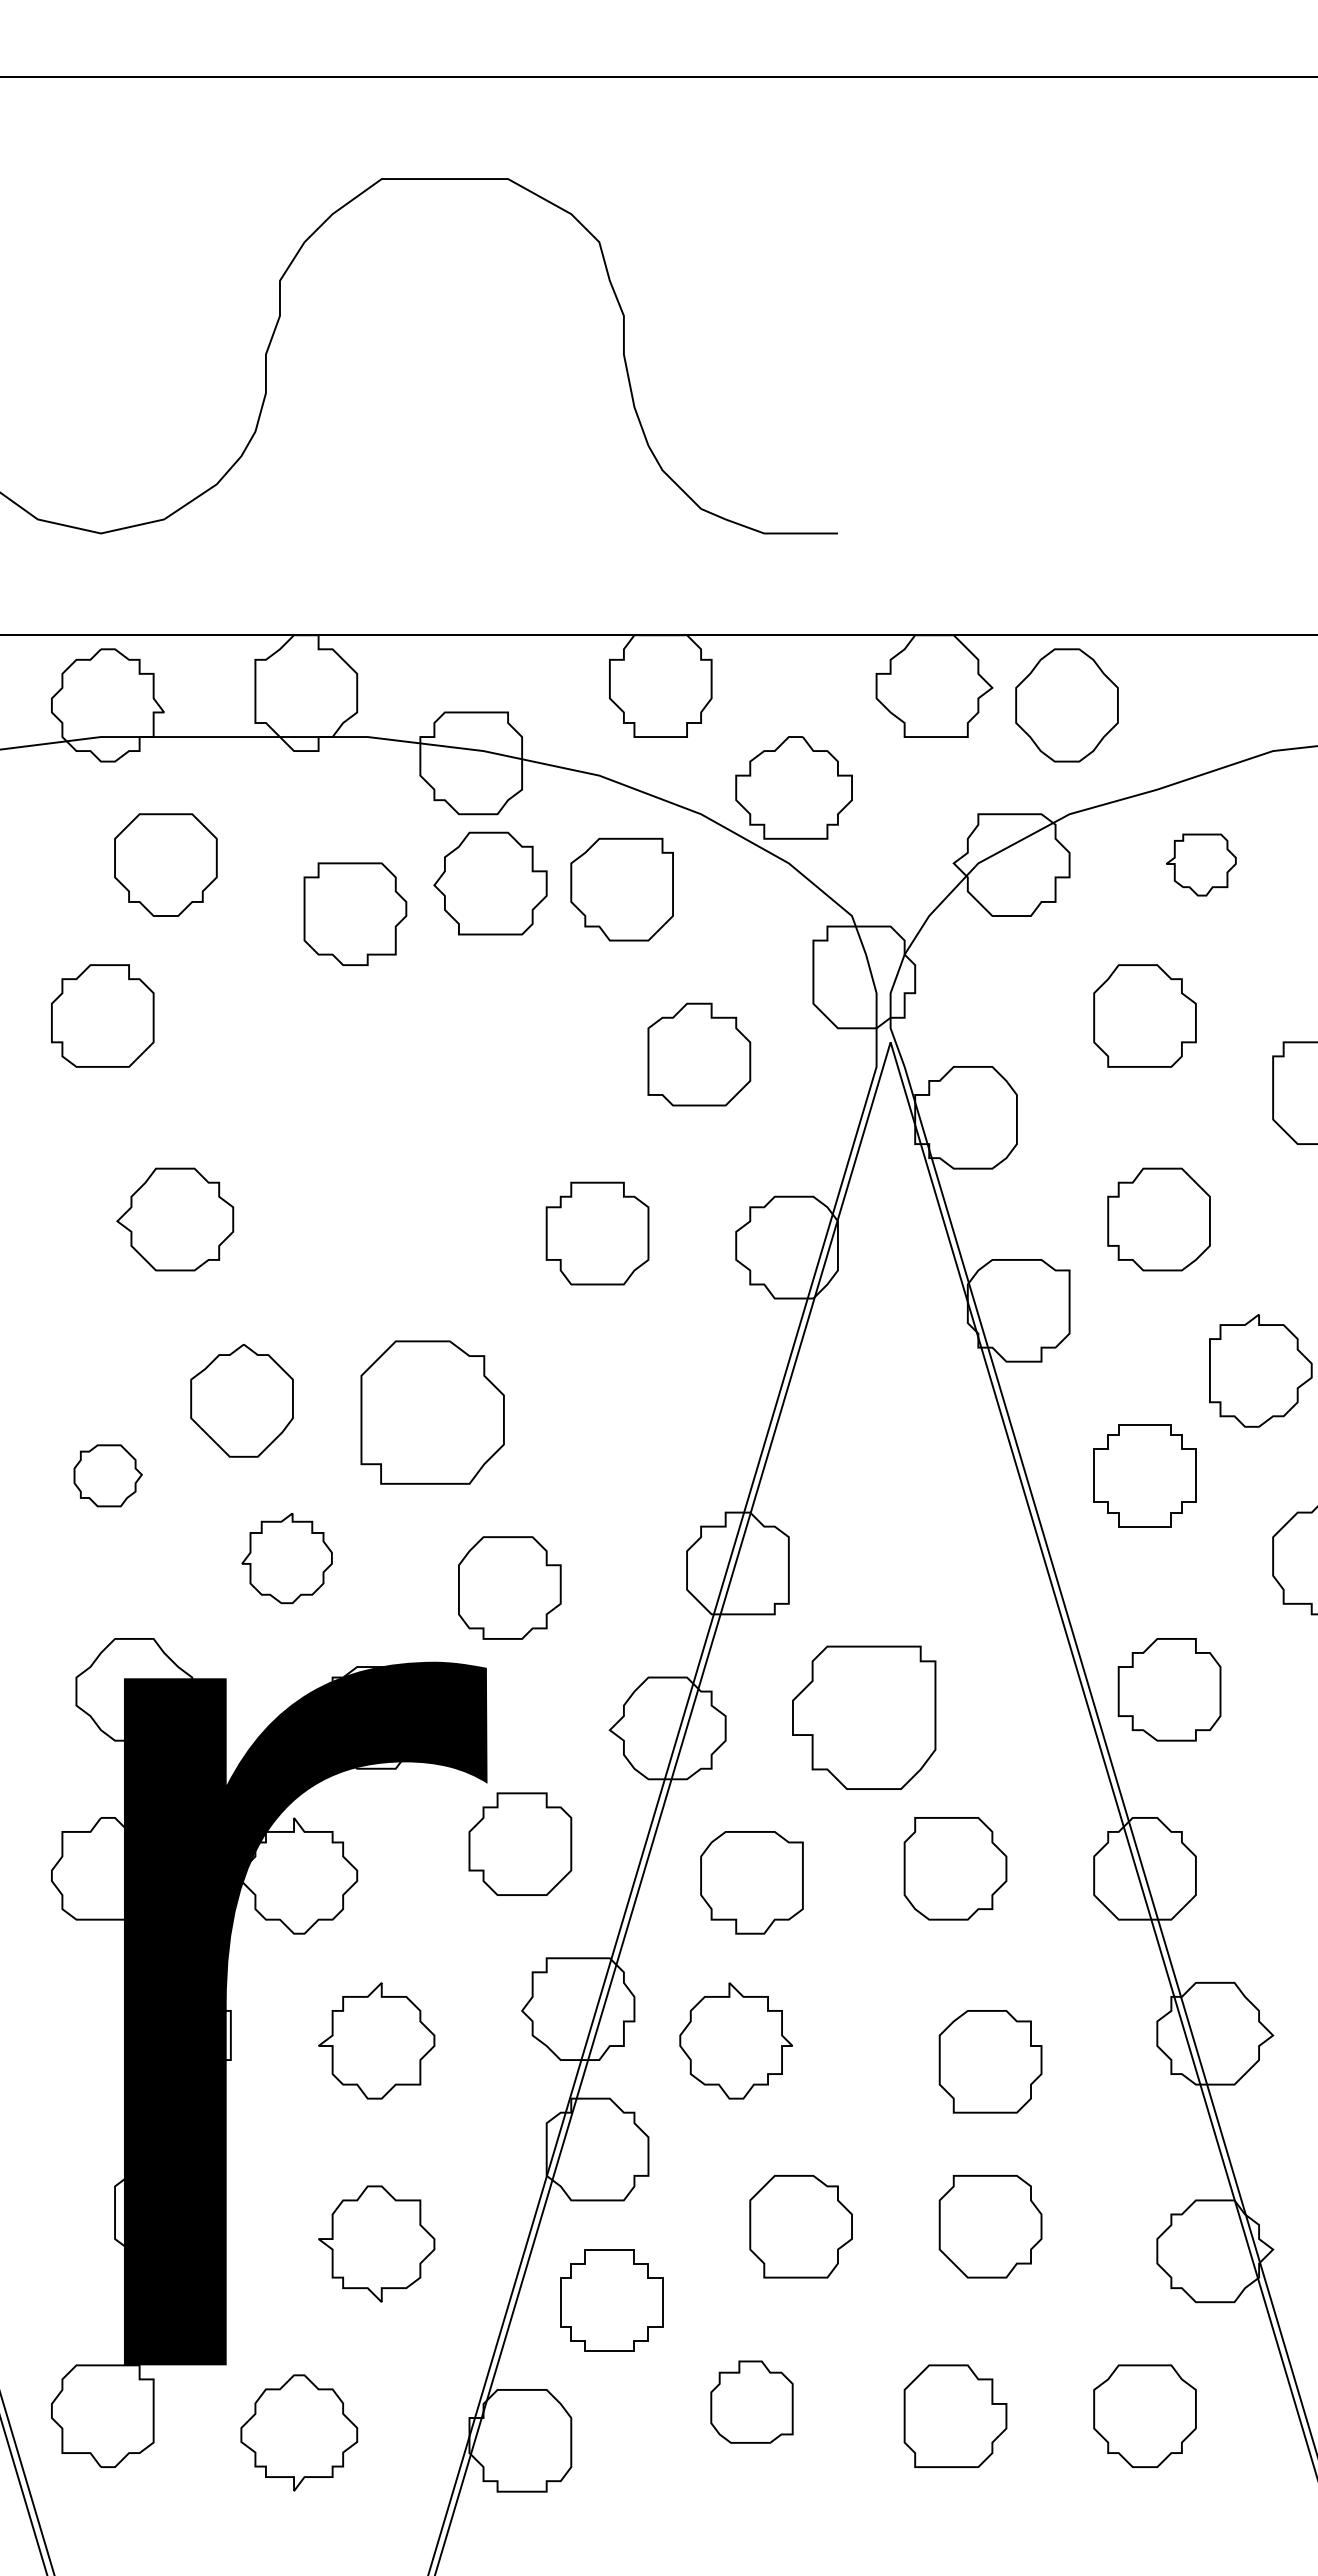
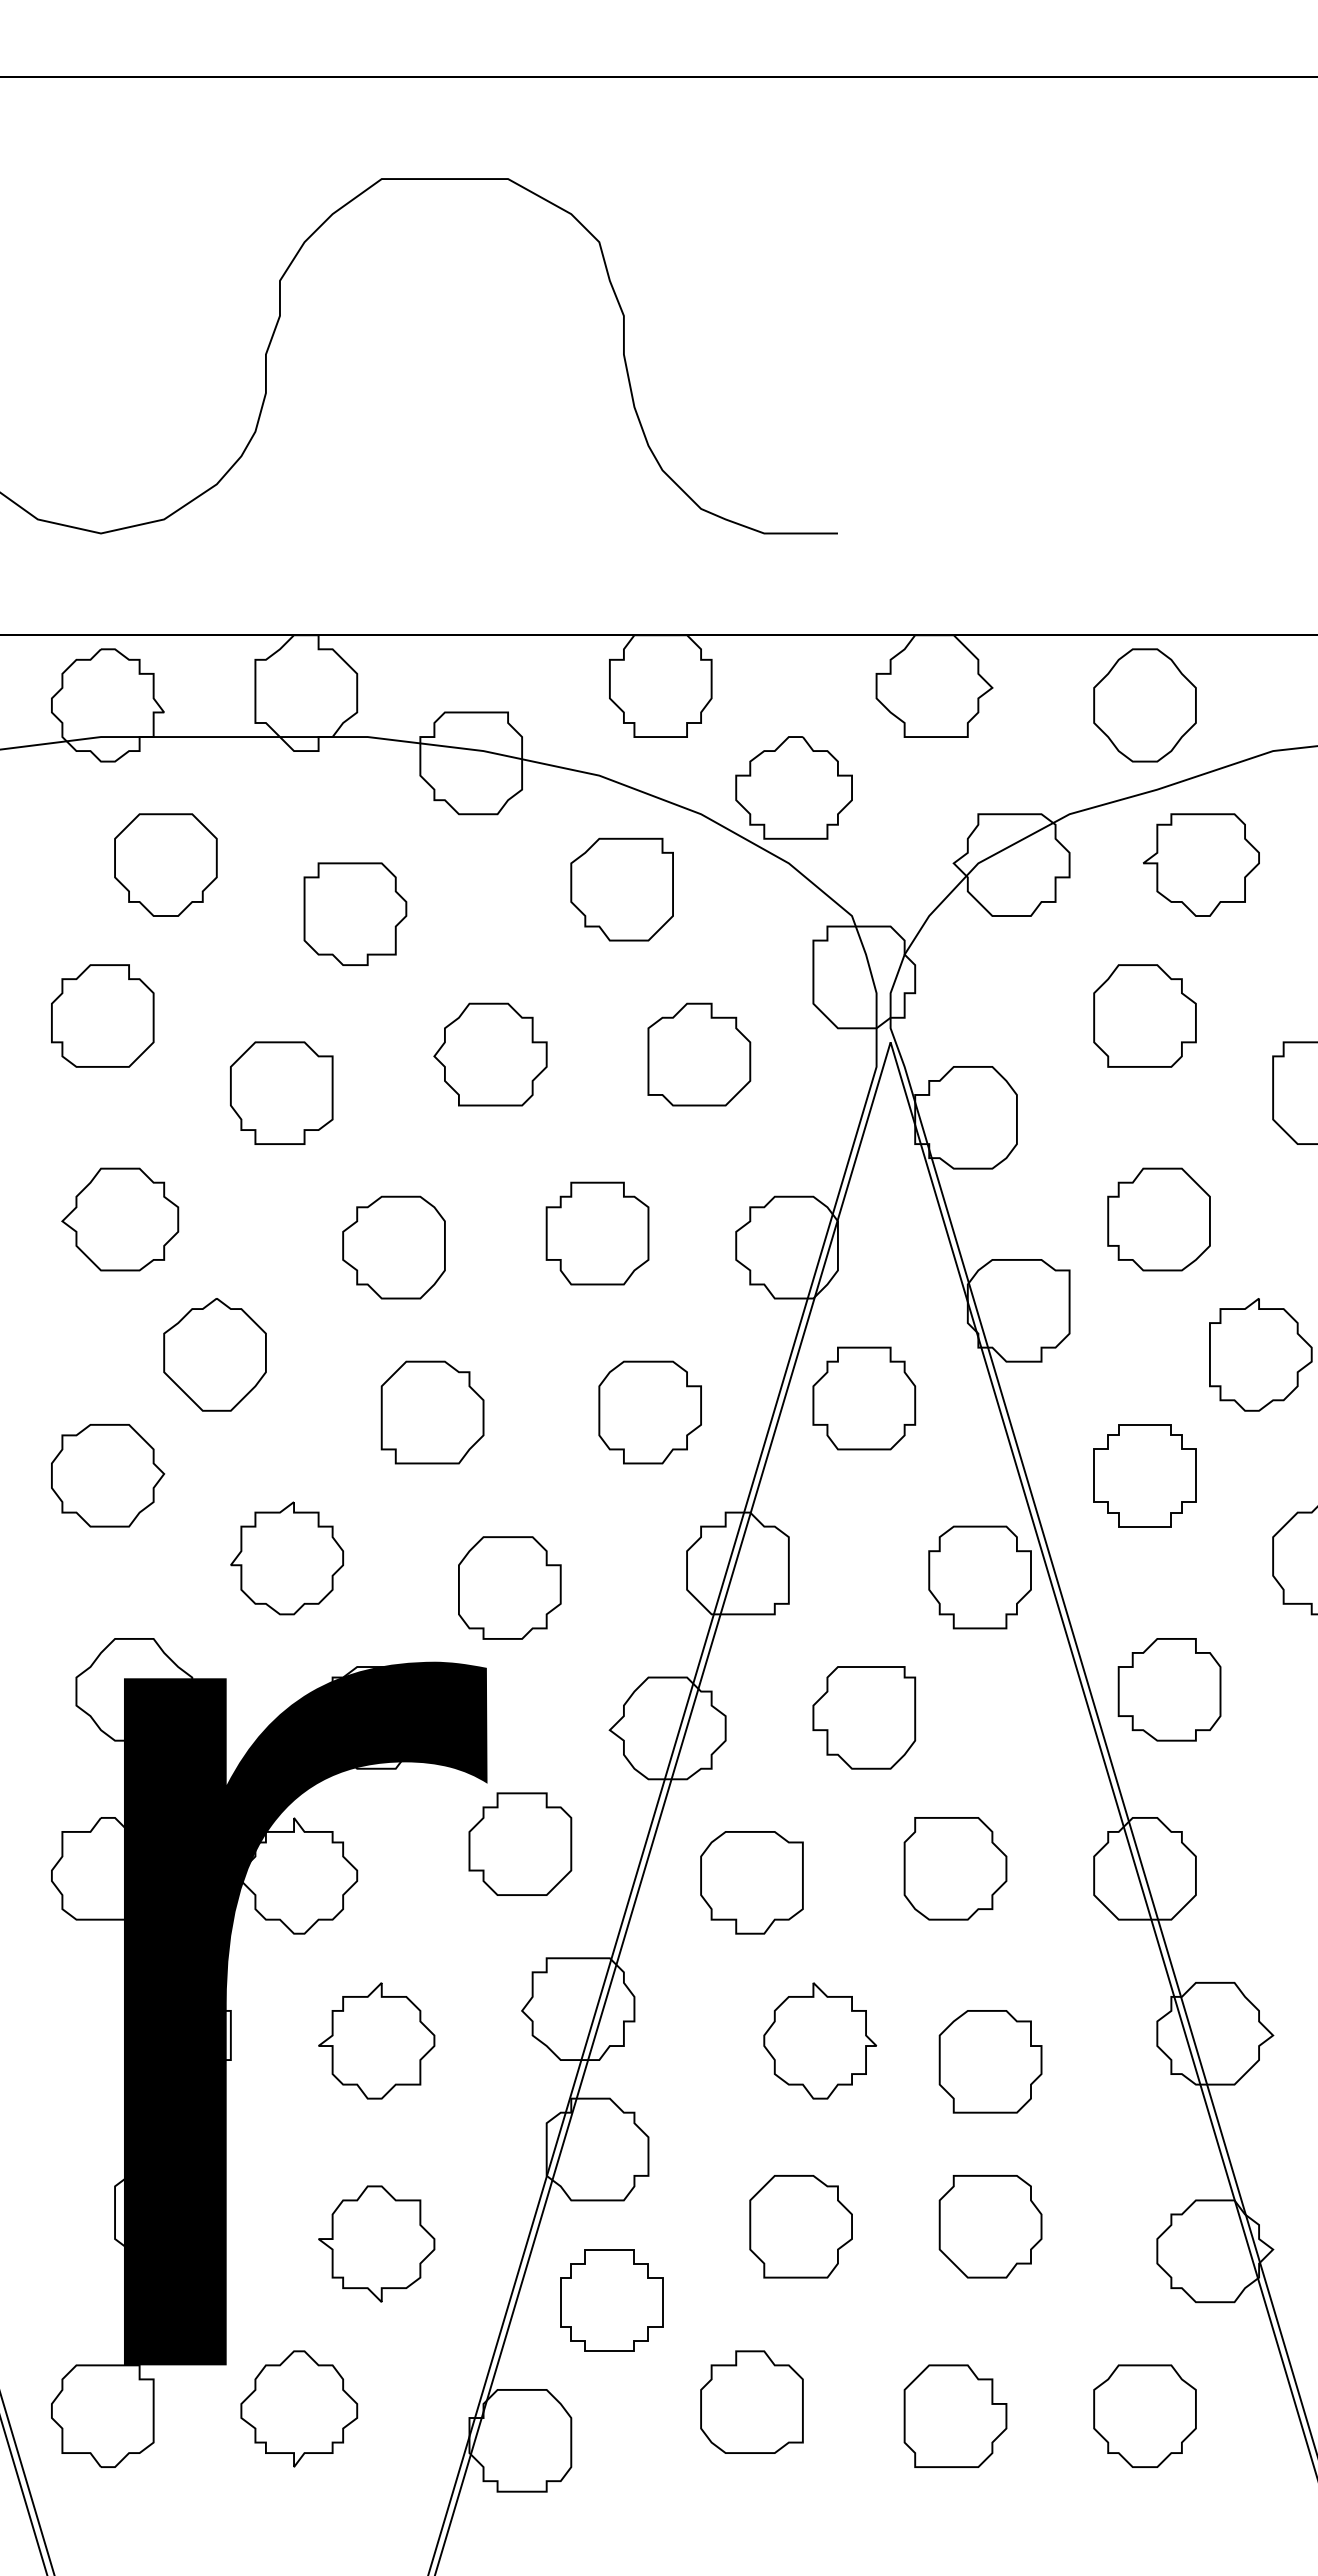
part position: (1066, 705) -> (1144, 705) (1144, 705)
part size: 71x64 px -> 118x104 px (1200, 864)
part position: (490, 883) -> (490, 1054) (490, 1054)
part: none -> present (281, 1092)
part position: (175, 1219) -> (120, 1219) (120, 1219)
part: none -> present (393, 1247)
part position: (1260, 1370) -> (1260, 1354) (1260, 1354)
part: none -> present (864, 1398)
part position: (241, 1400) -> (214, 1354) (214, 1354)
part size: 145x145 px -> 105x105 px (432, 1412)
part: none -> present (649, 1412)
part size: 70x64 px -> 115x104 px (108, 1475)
part size: 92x92 px -> 114x115 px (286, 1558)
part: none -> present (979, 1577)
part size: 145x145 px -> 105x104 px (864, 1717)
part position: (736, 2040) -> (820, 2040) (820, 2040)
part size: 84x84 px -> 104x104 px (751, 2401)
part position: (299, 2432) -> (299, 2408) (299, 2408)
